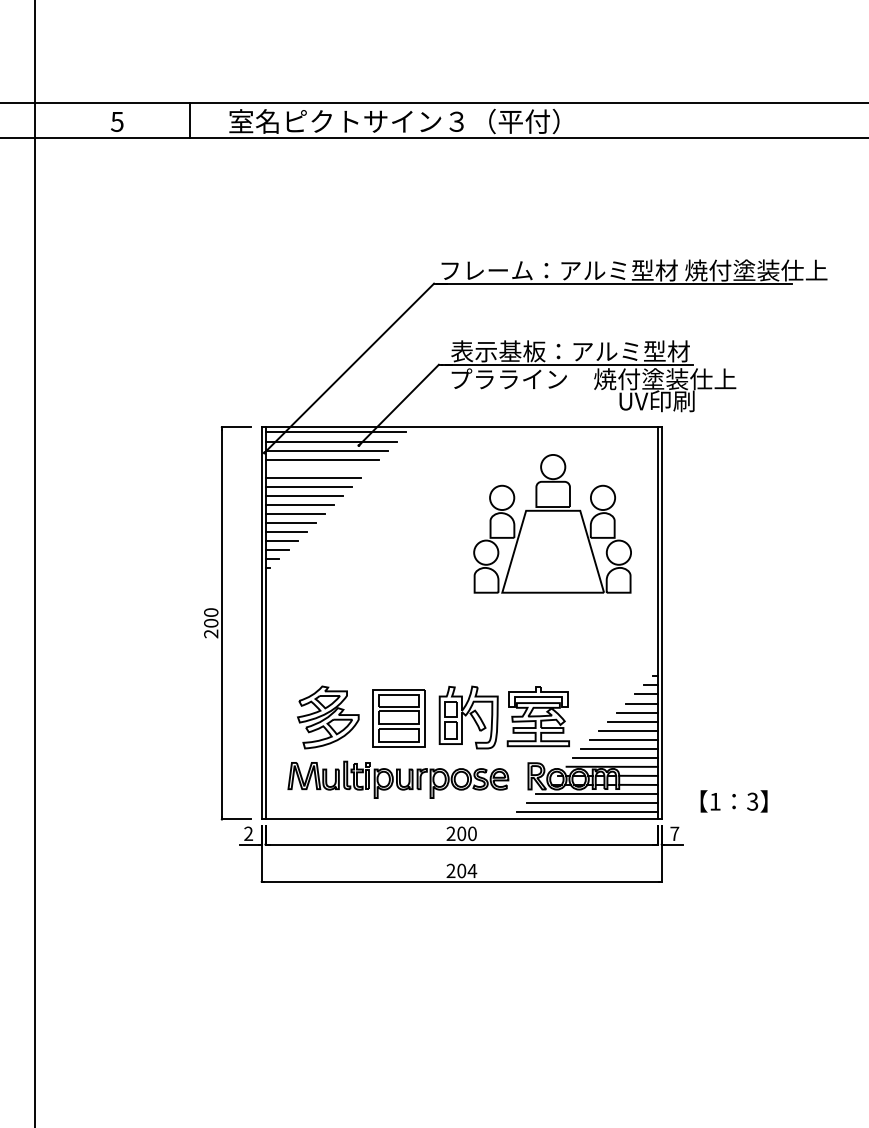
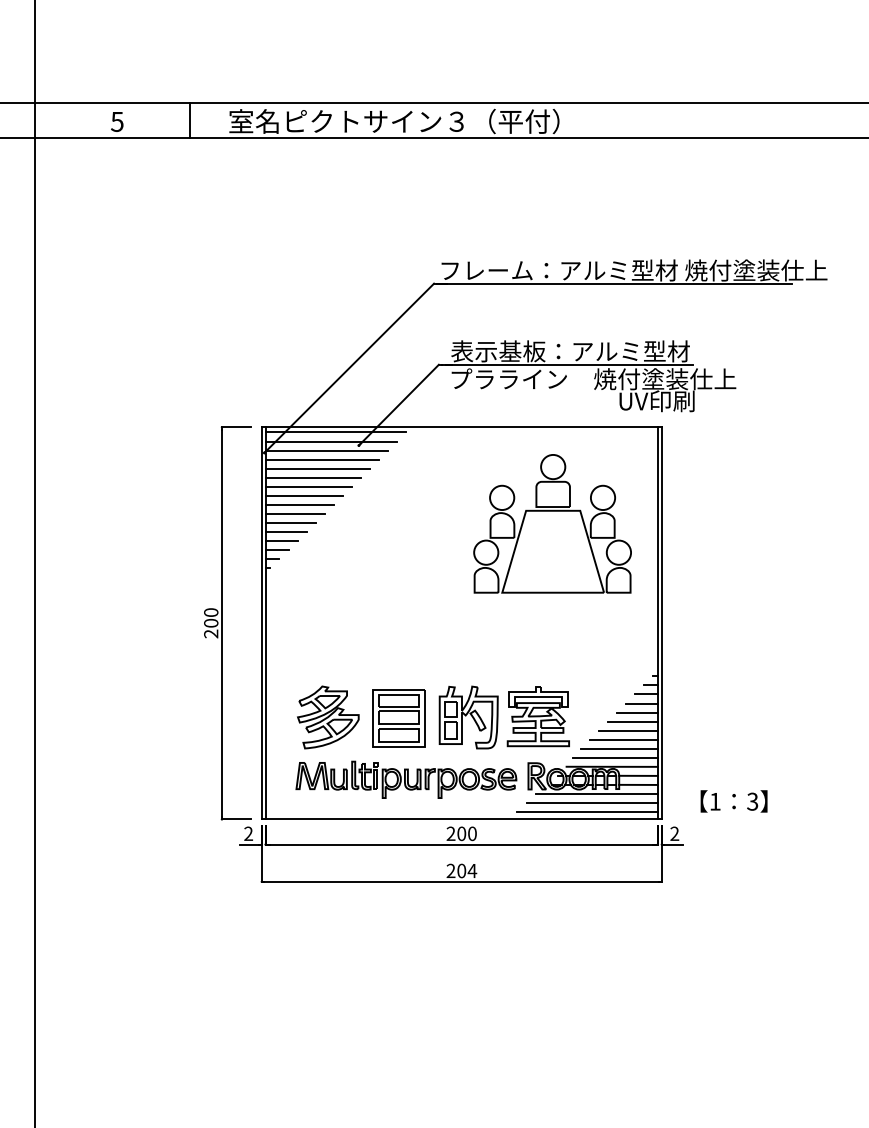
line: none -> present (317, 468)
part position: (398, 779) -> (406, 779) (406, 779)
text: 7 -> 2 (674, 833)
